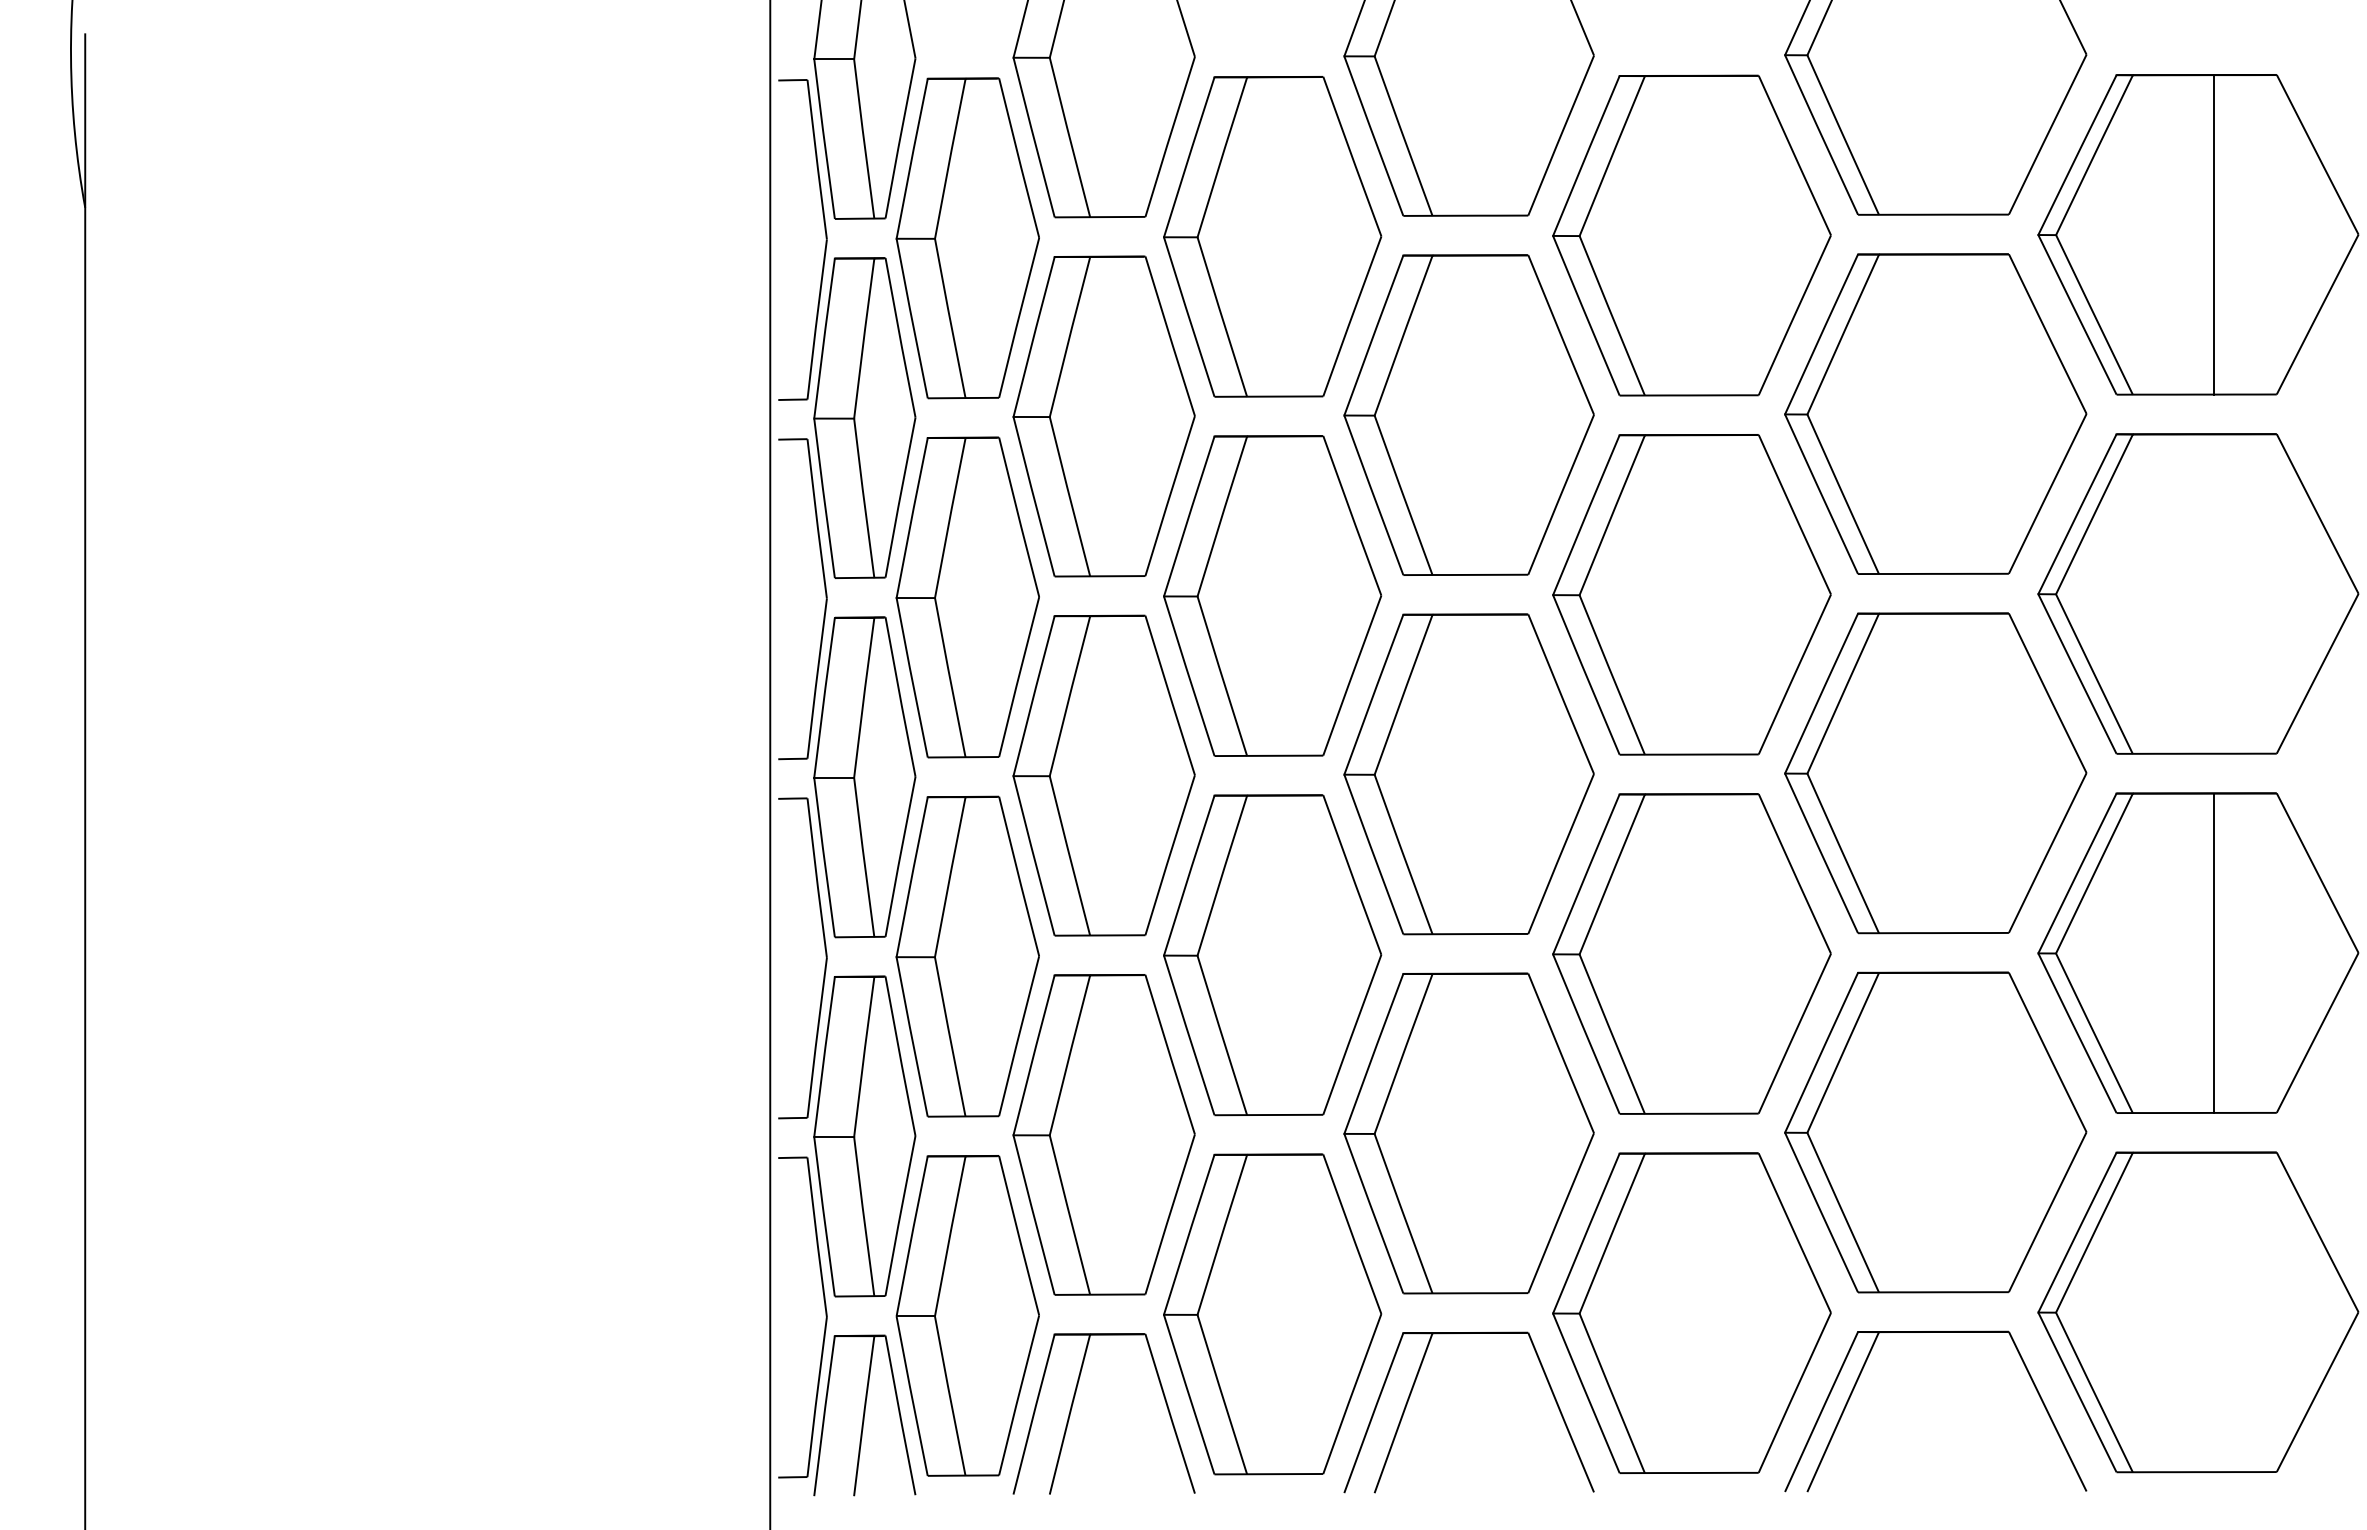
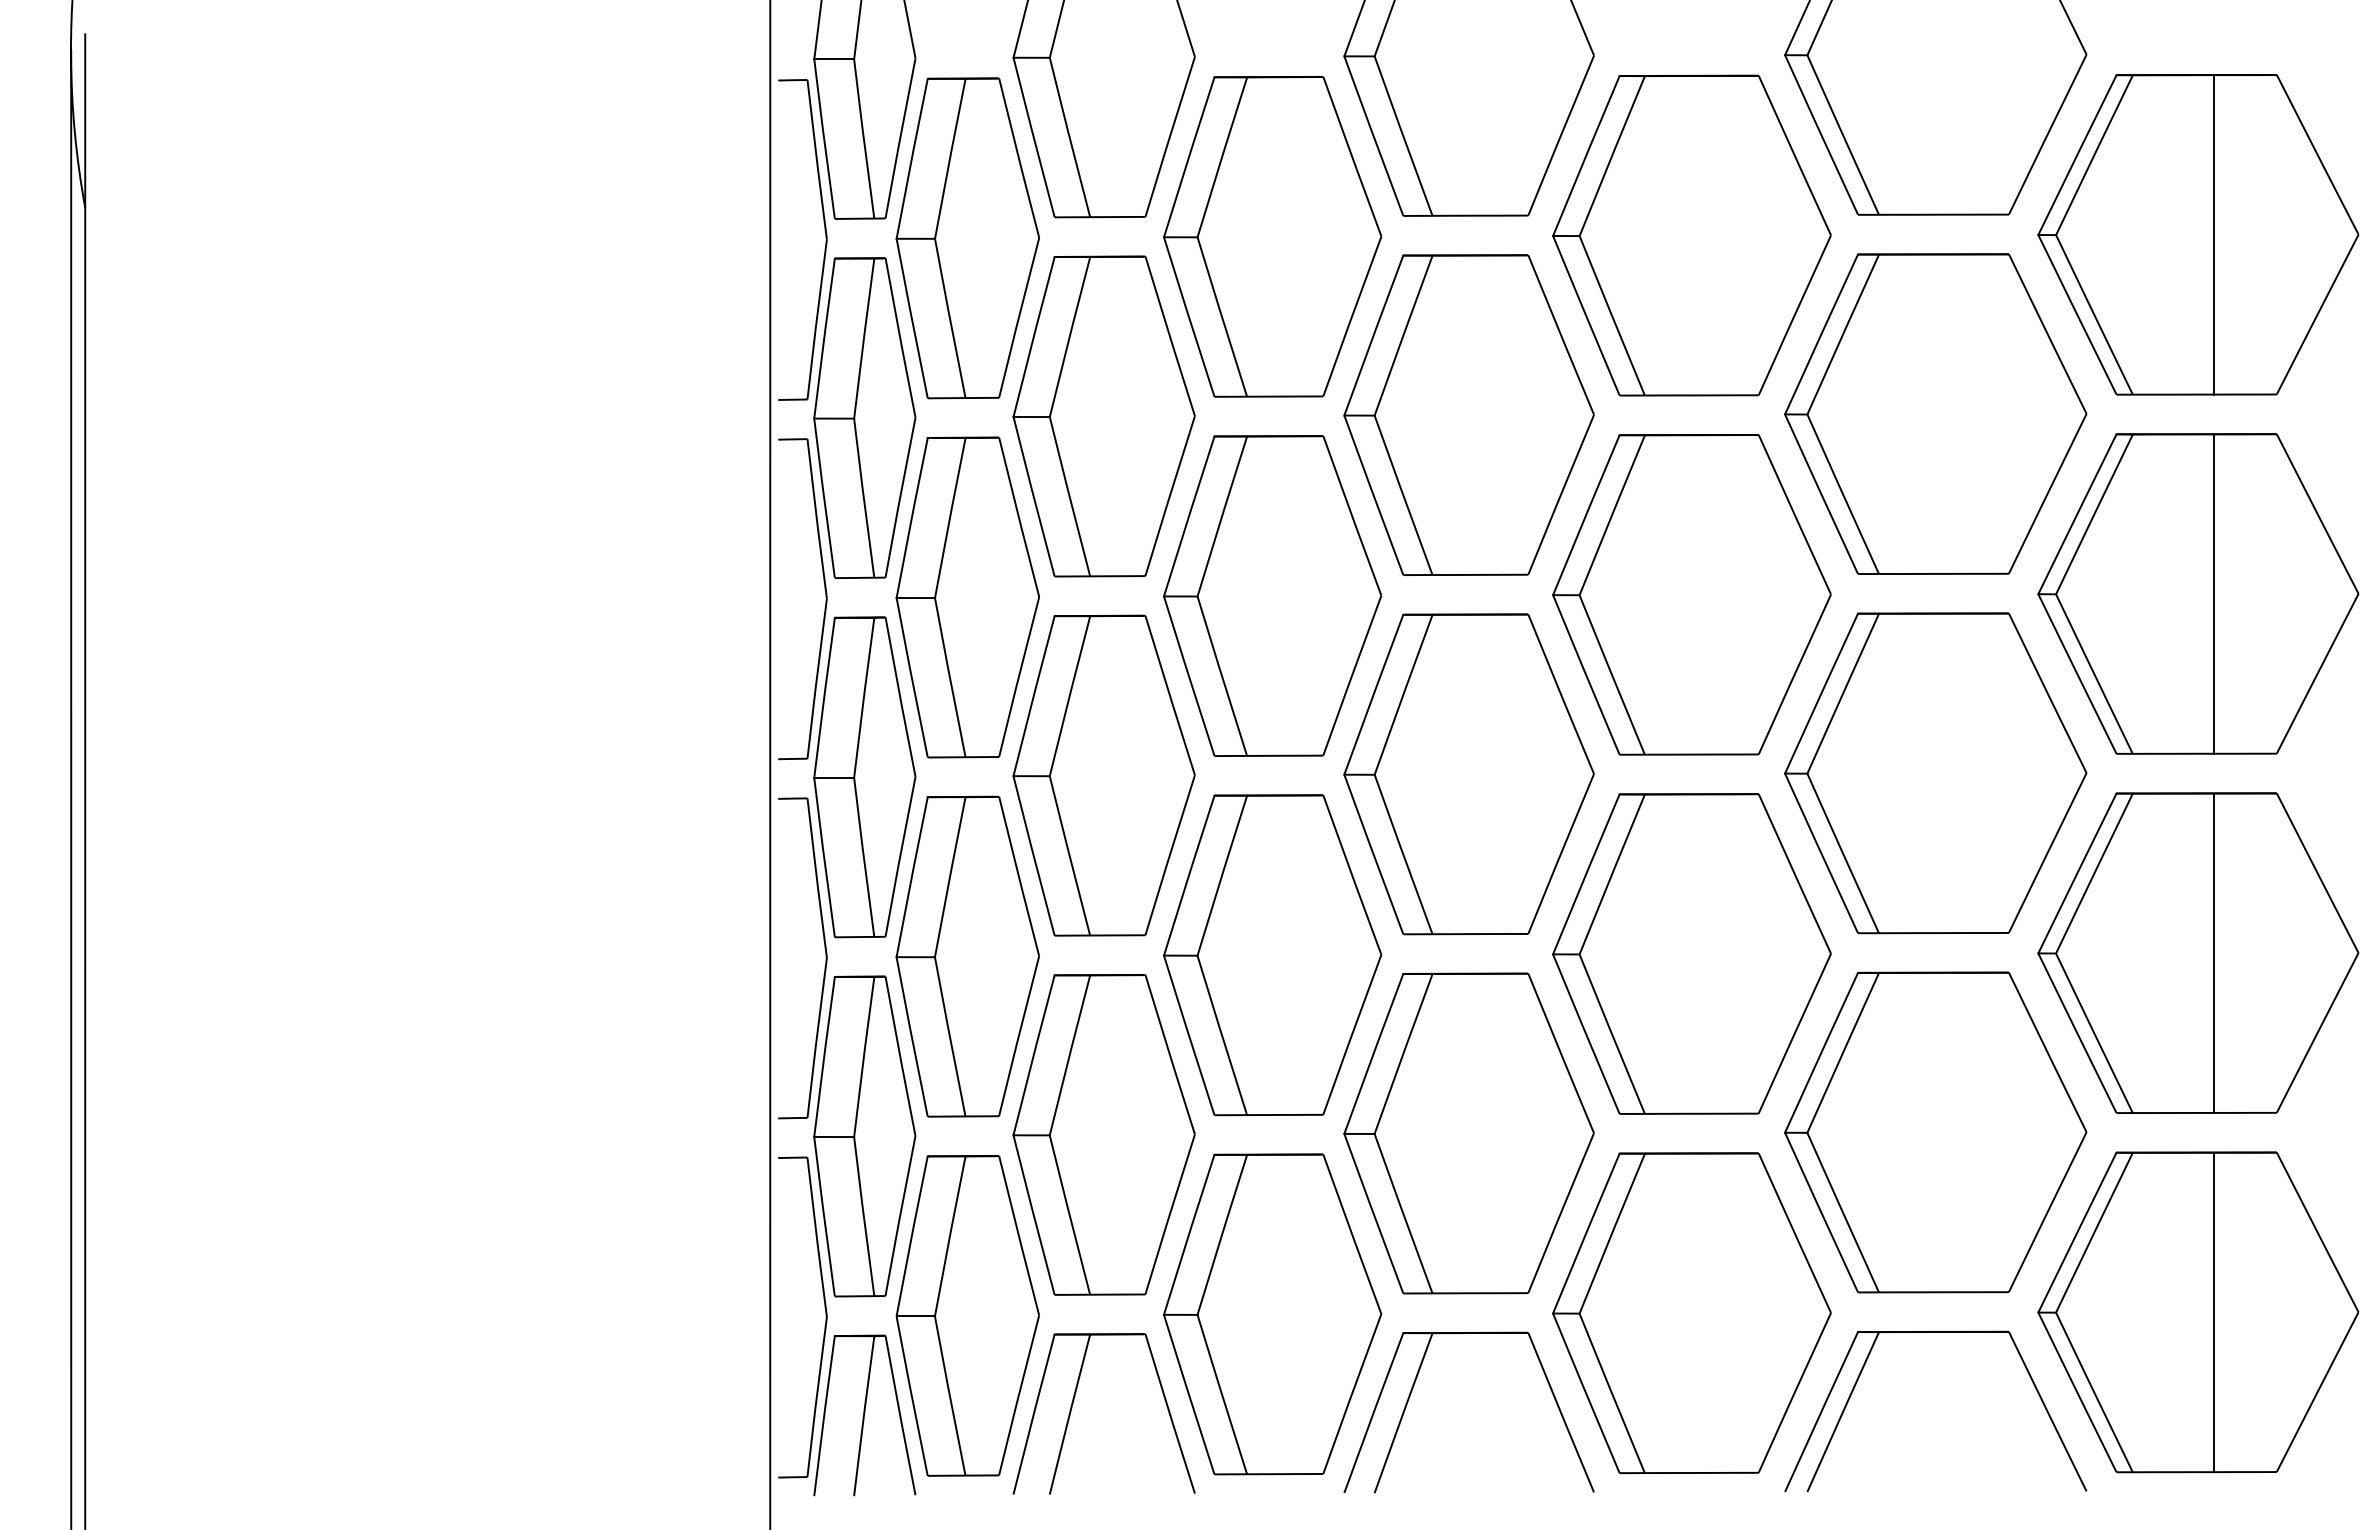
line: none -> present (2214, 593)
line: none -> present (71, 788)
line: none -> present (2214, 1312)
